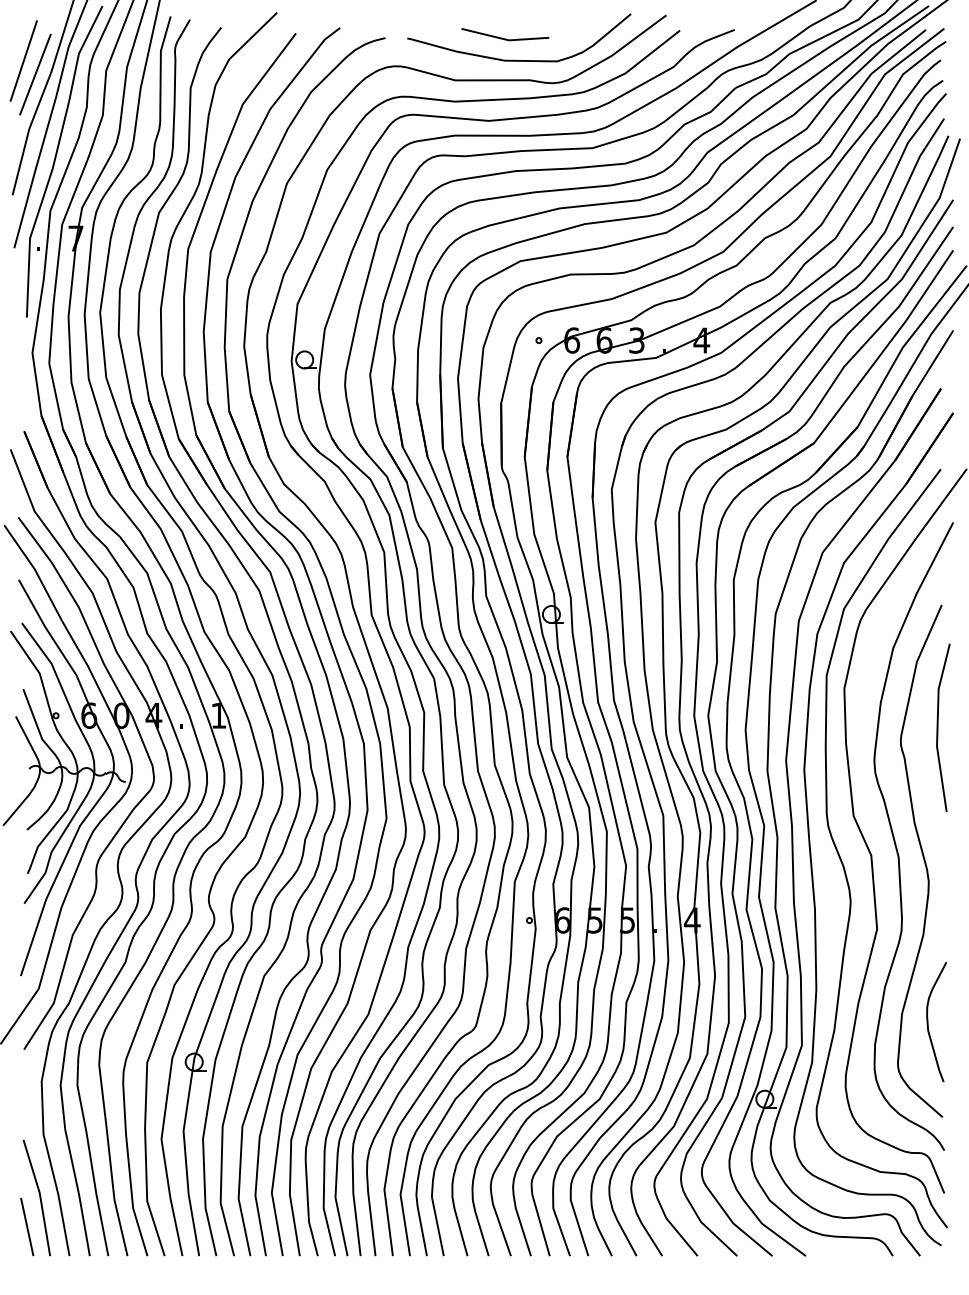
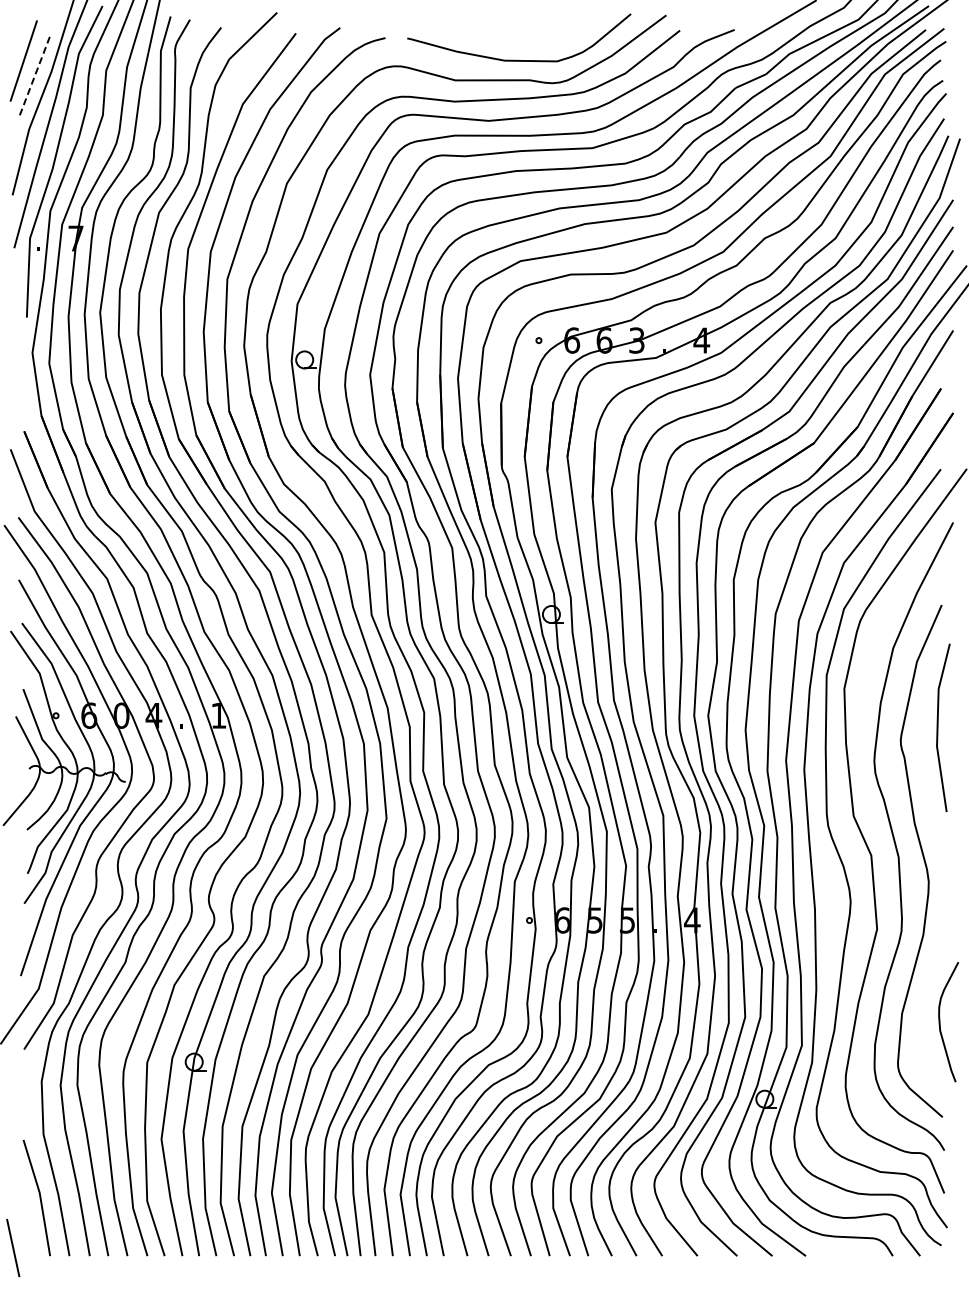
line: present -> none (505, 38)
line: solid -> dashed (35, 74)
curve position: (928, 1022) -> (940, 1022) (940, 1022)
line position: (27, 1226) -> (13, 1247) (13, 1247)
